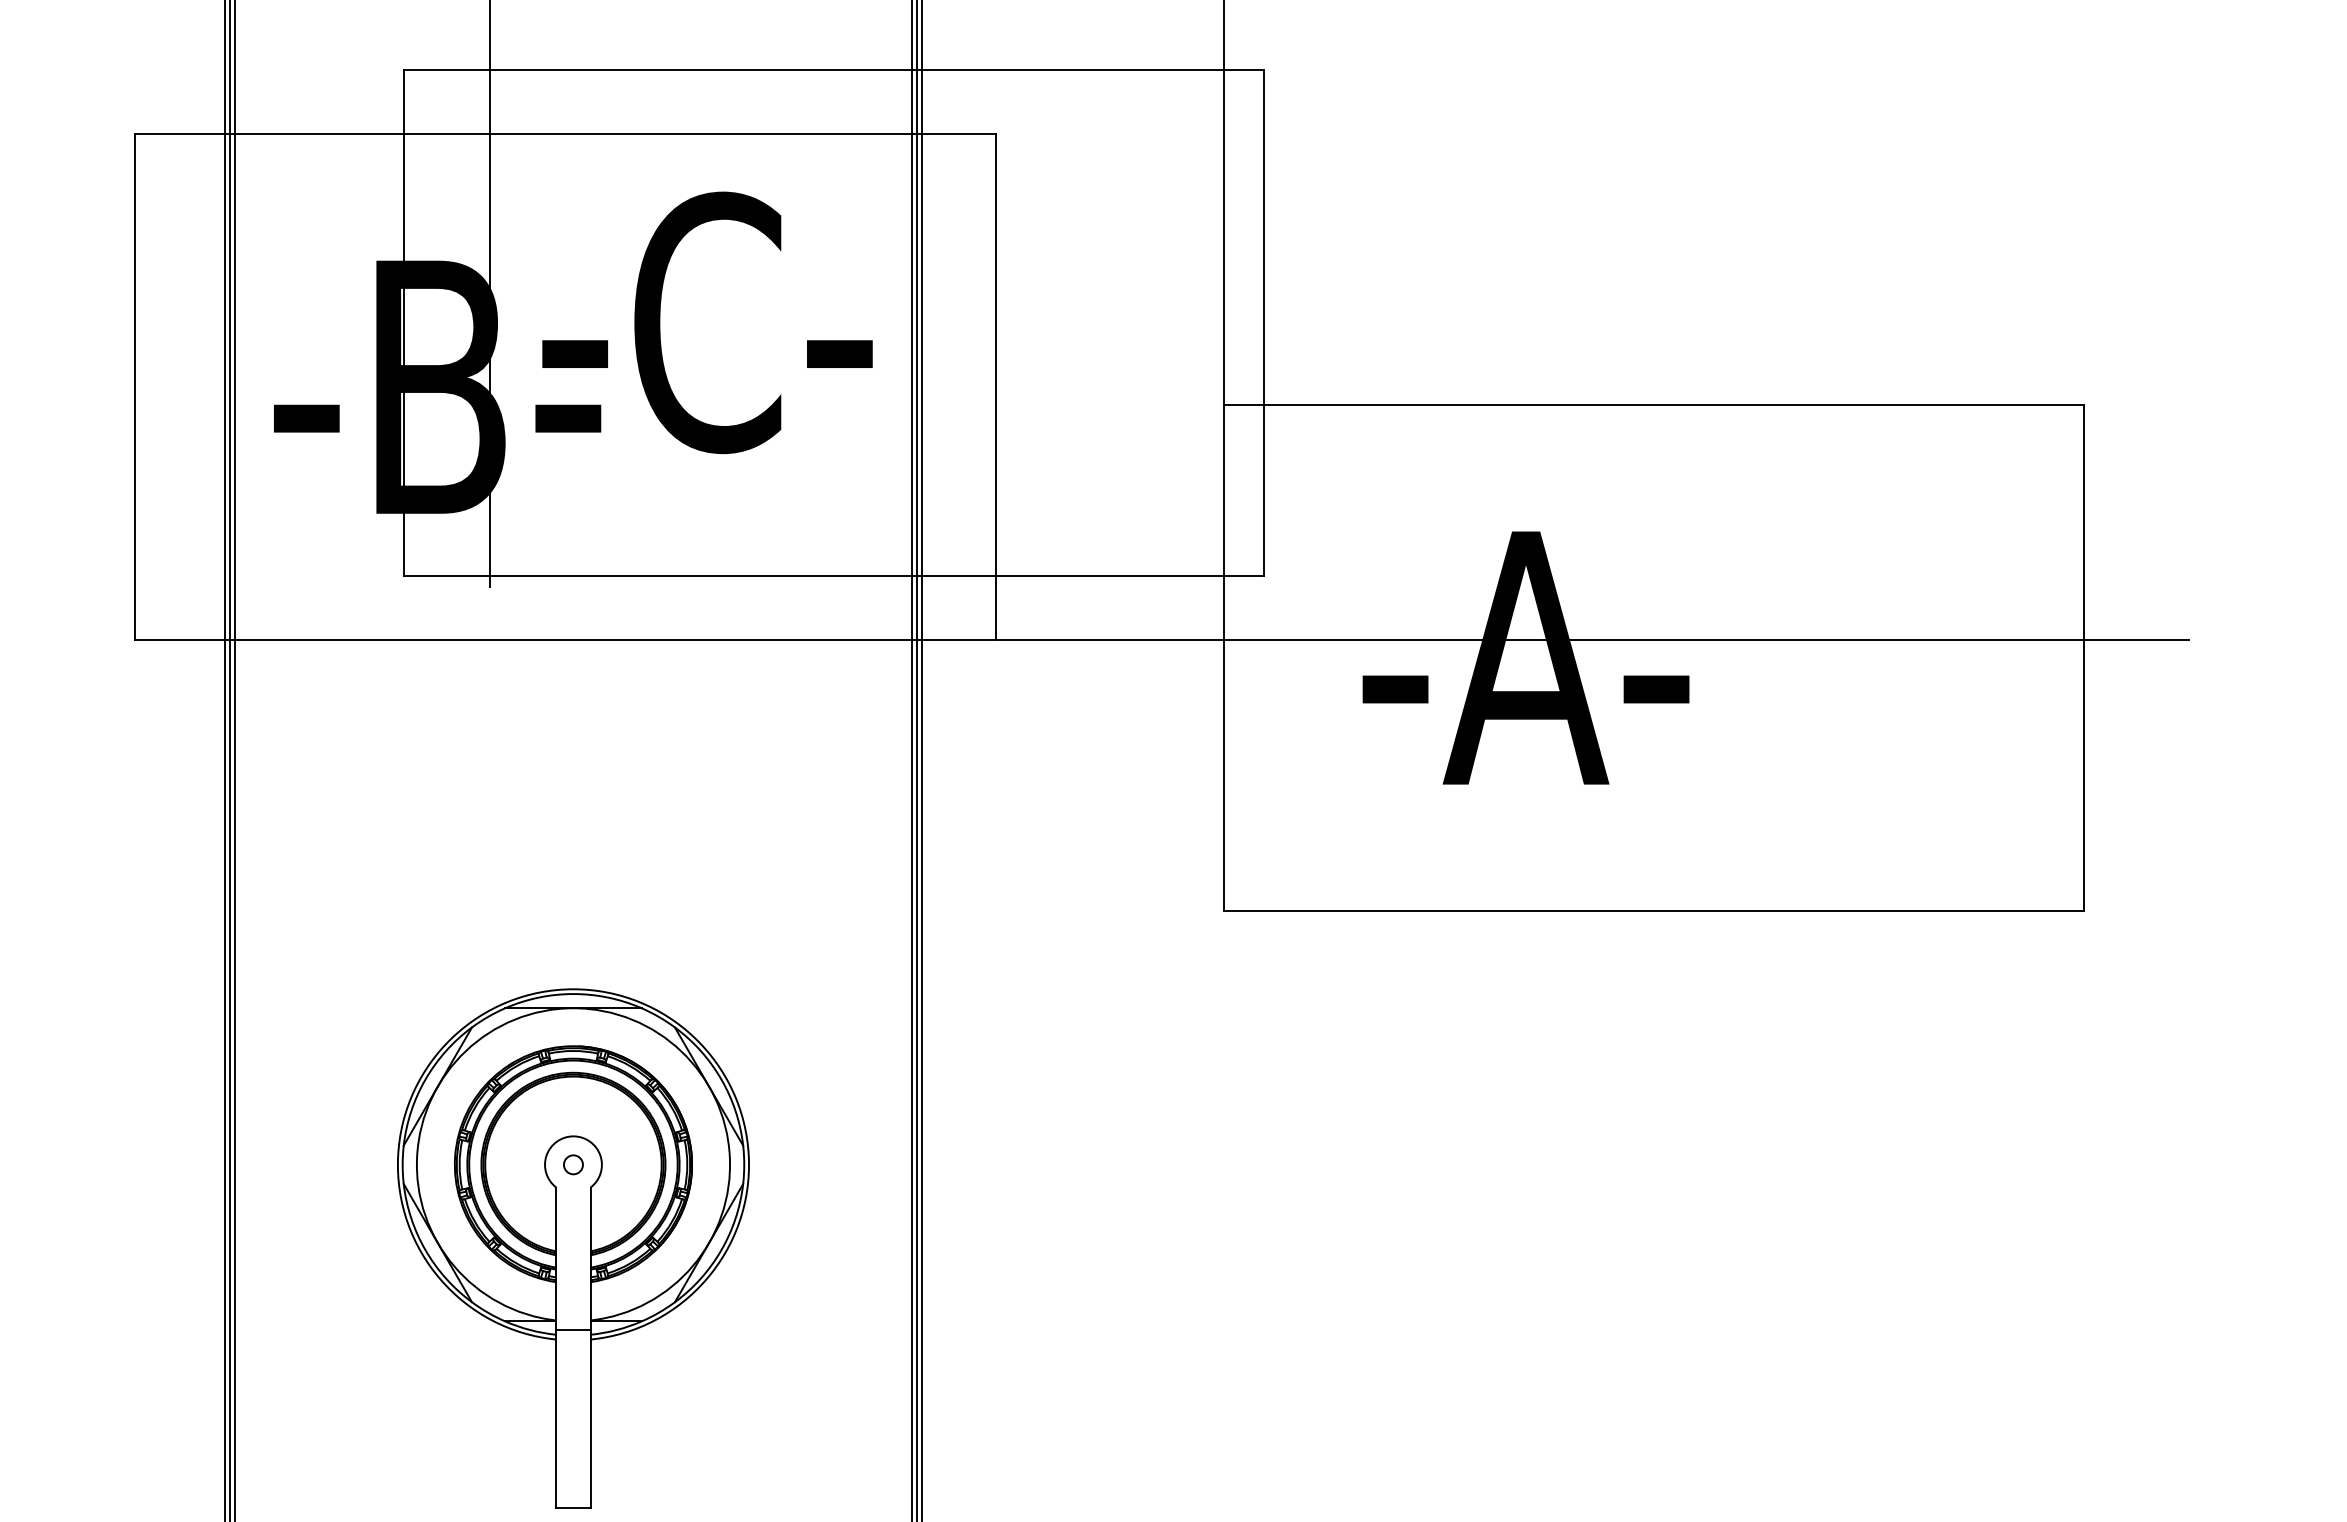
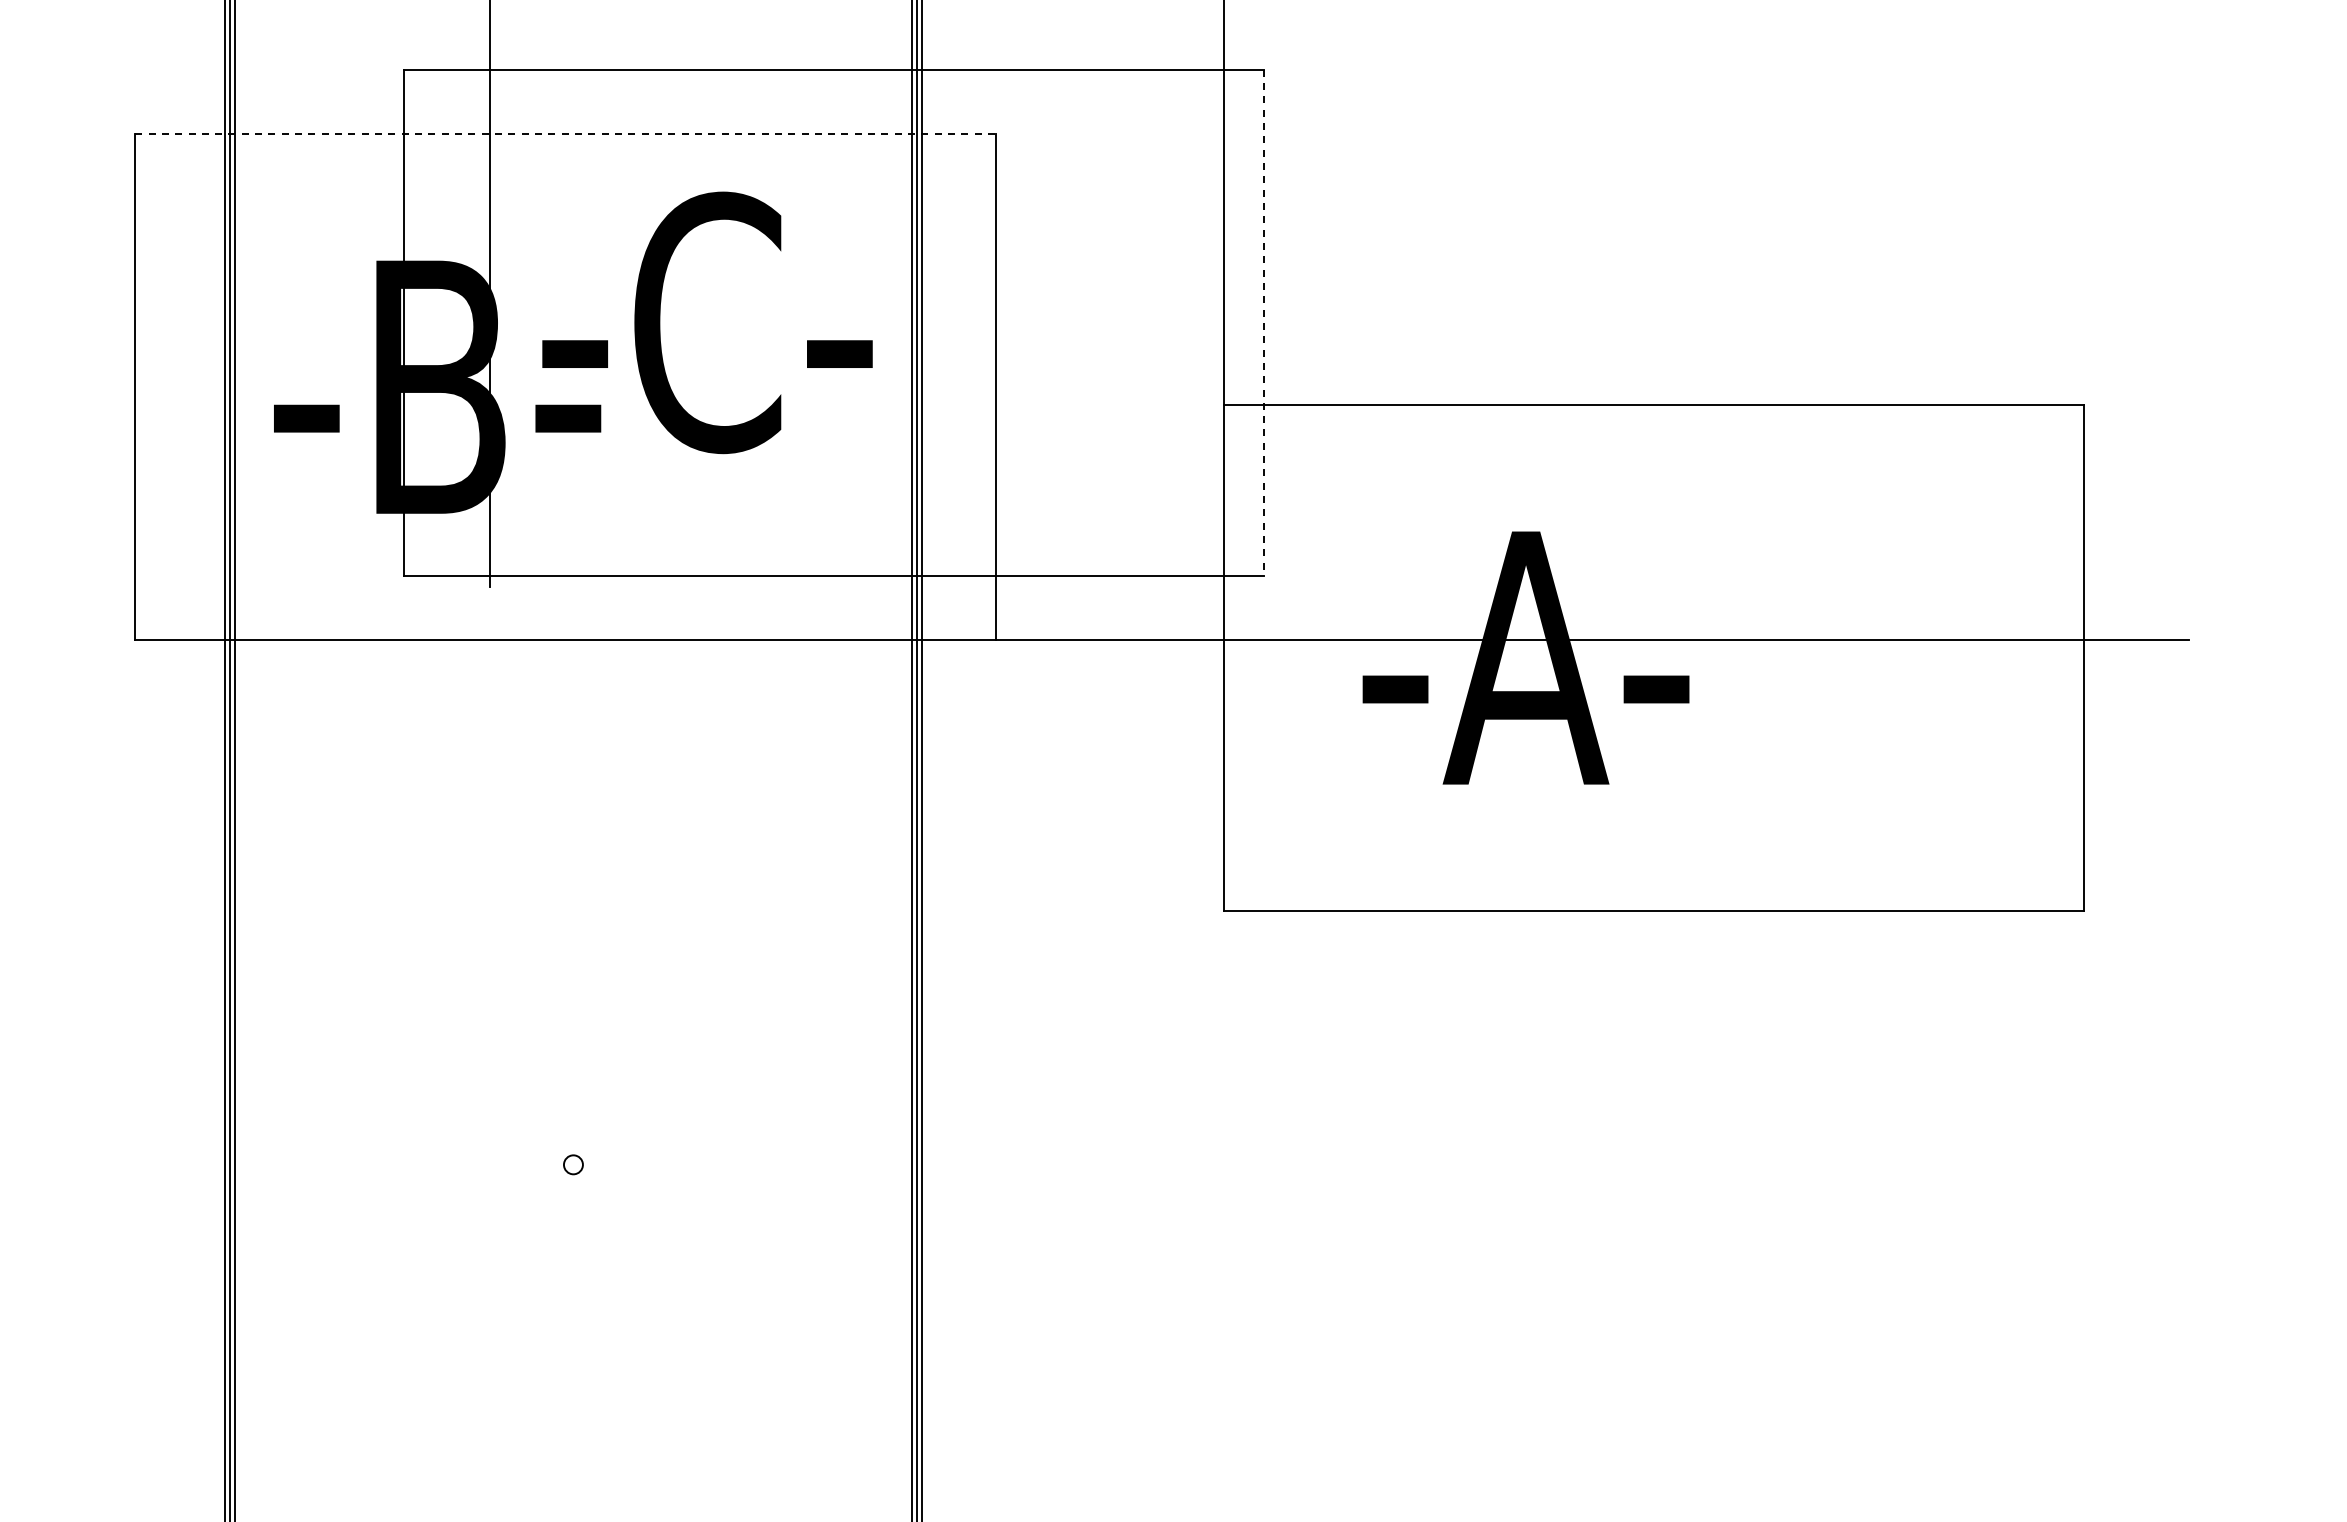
line: solid -> dashed (565, 134)
line: solid -> dashed (1263, 323)
part: present -> none (573, 1248)
